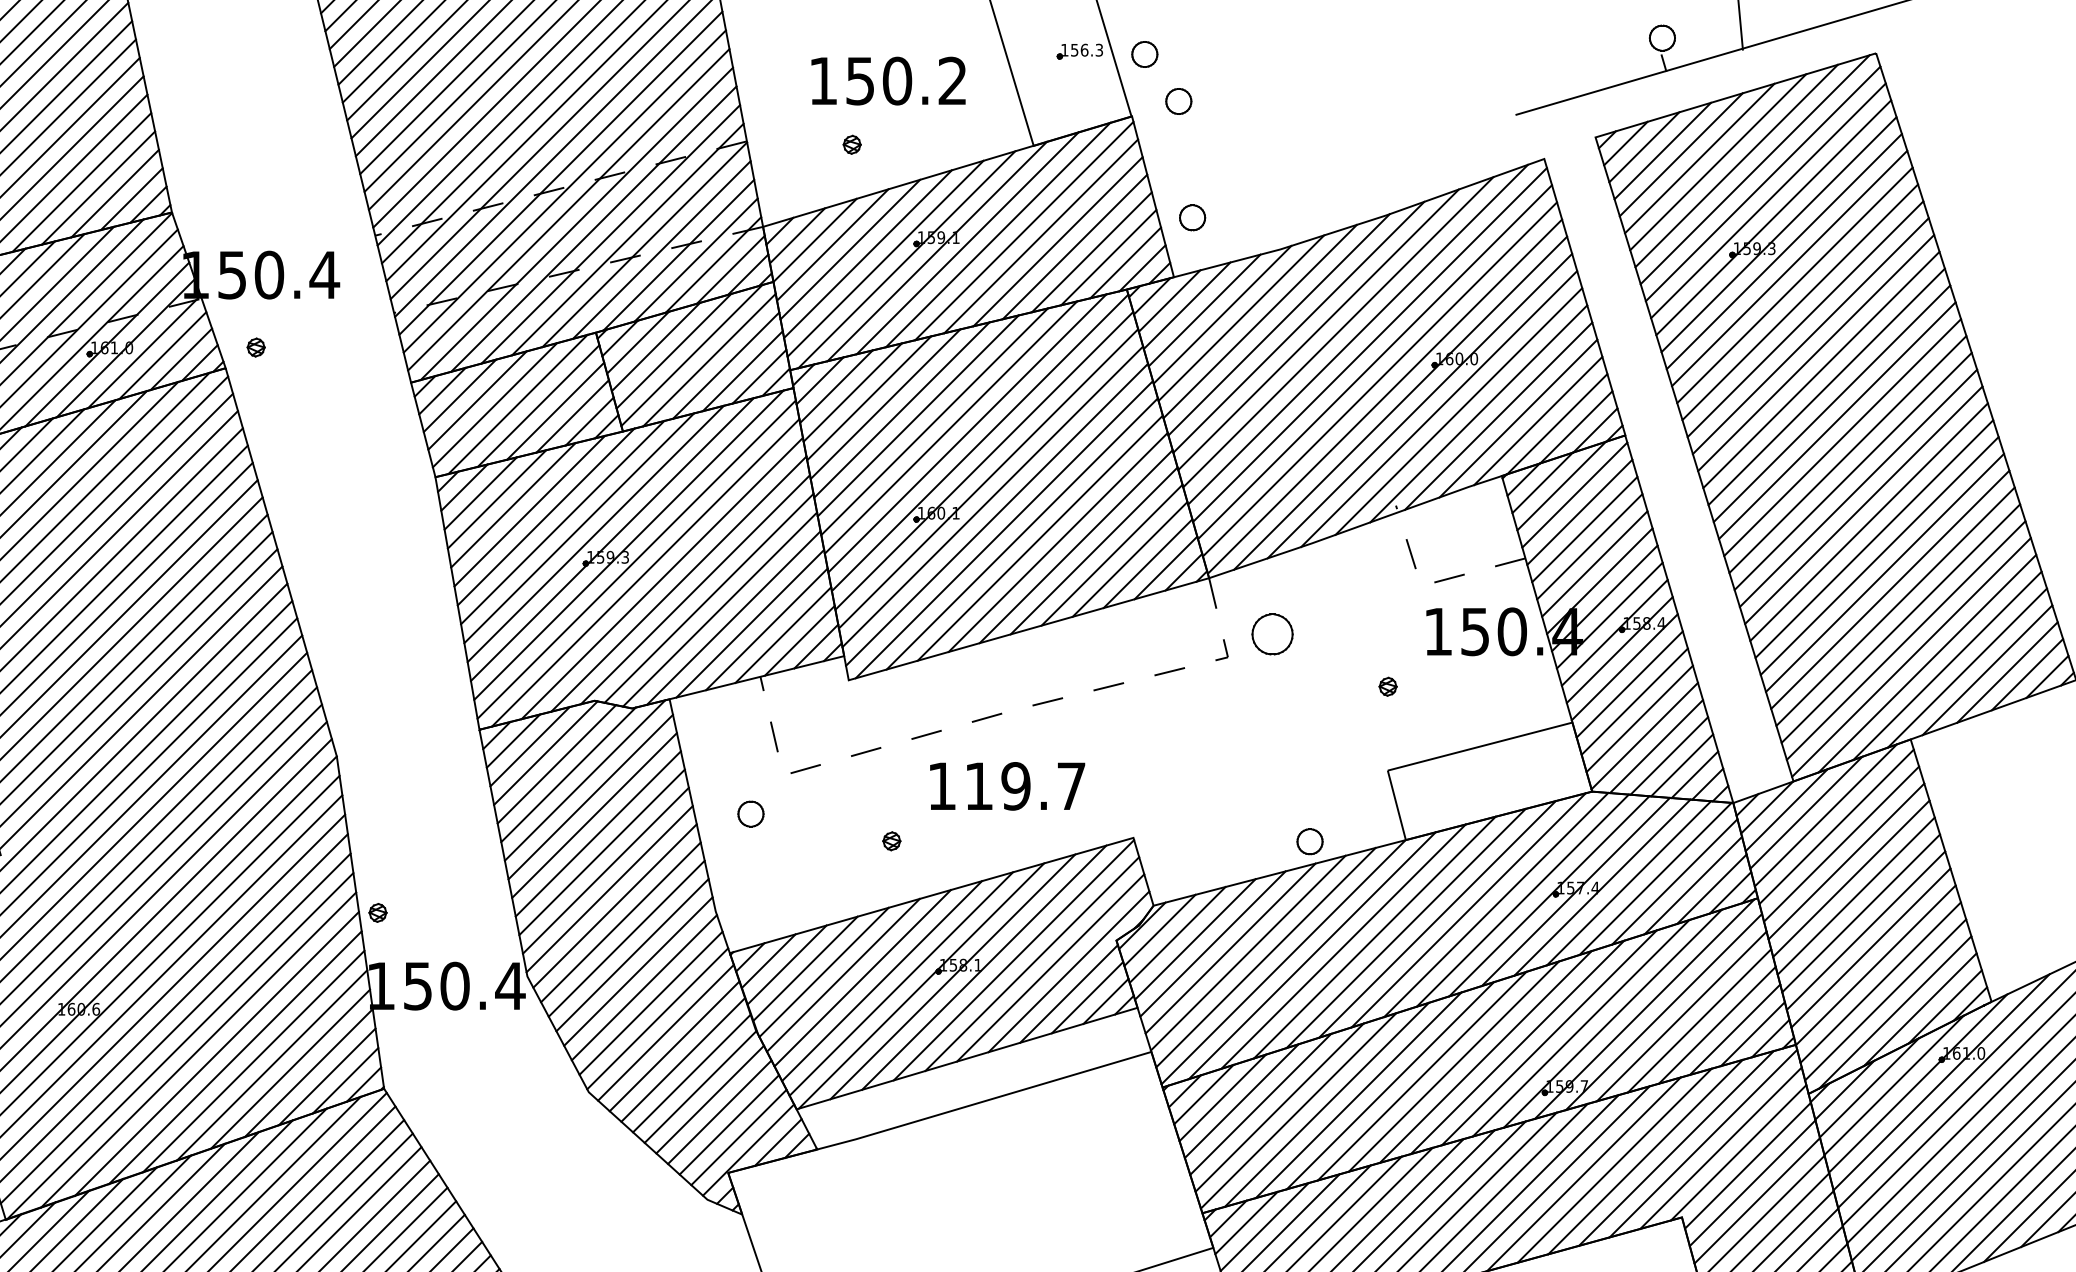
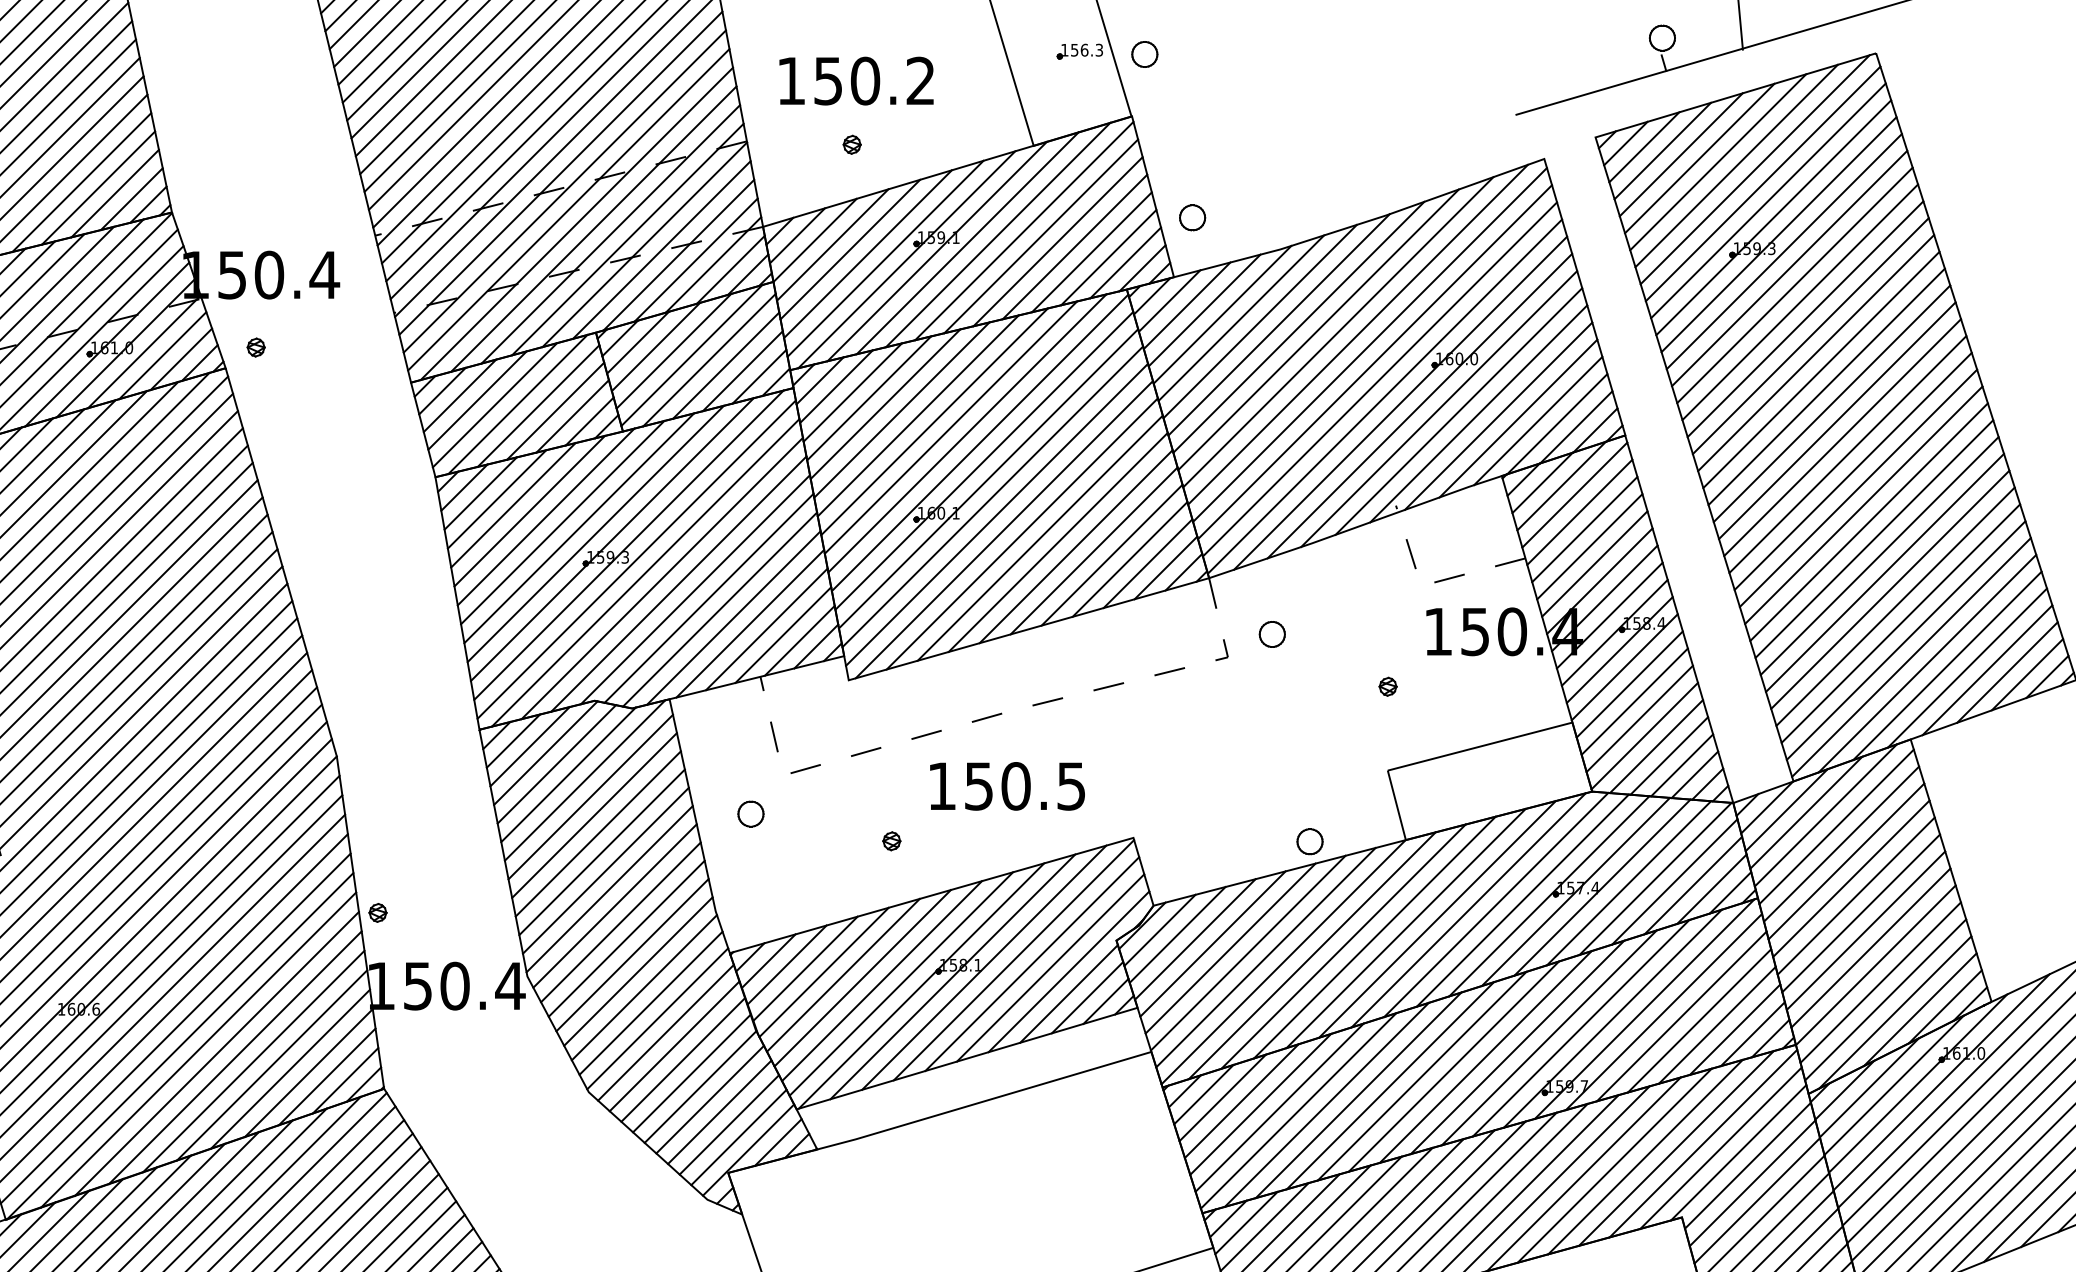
text position: (888, 80) -> (856, 80) (856, 80)
part: present -> none (1178, 101)
part size: 43x43 px -> 28x27 px (1271, 634)
text: 119.7 -> 150.5 (1025, 786)
